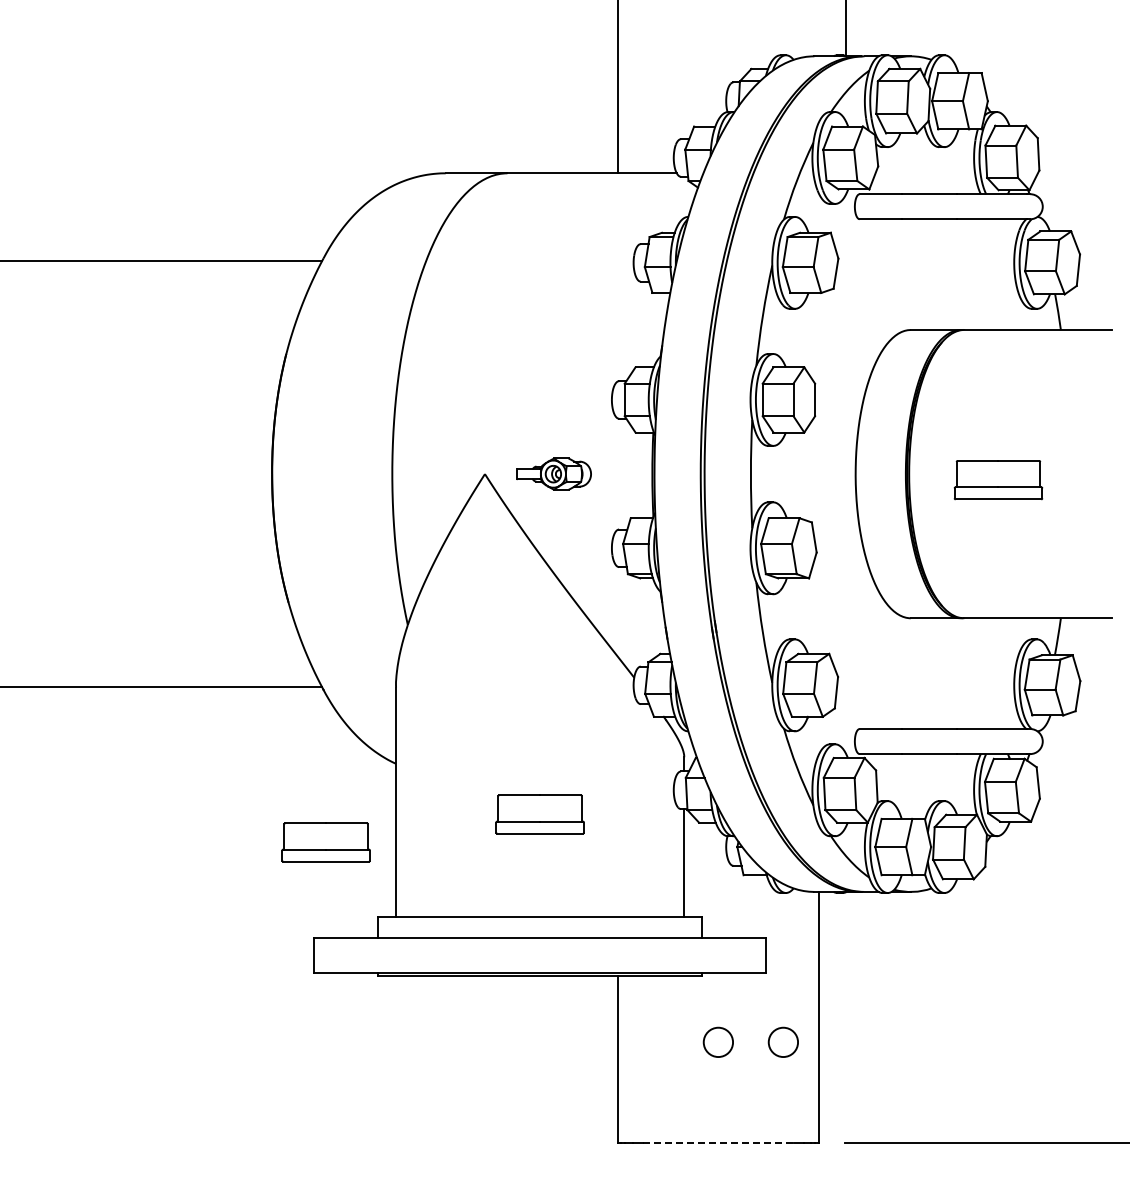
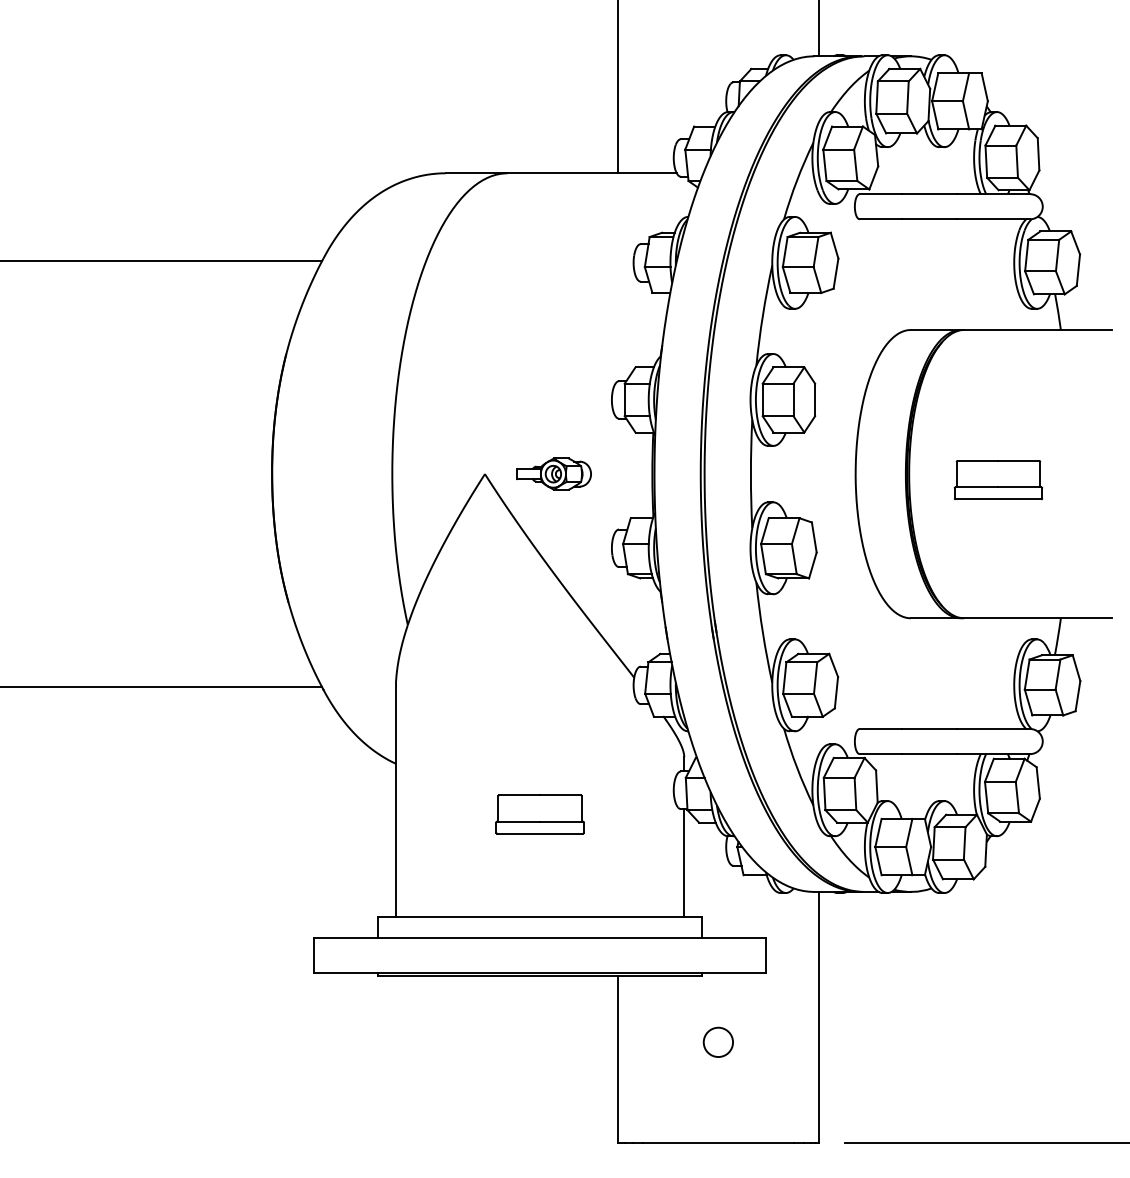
line position: (845, 29) -> (818, 29) (818, 29)
part: present -> none (325, 842)
circle: present -> none (782, 1041)
line: dashed -> solid (718, 1142)
